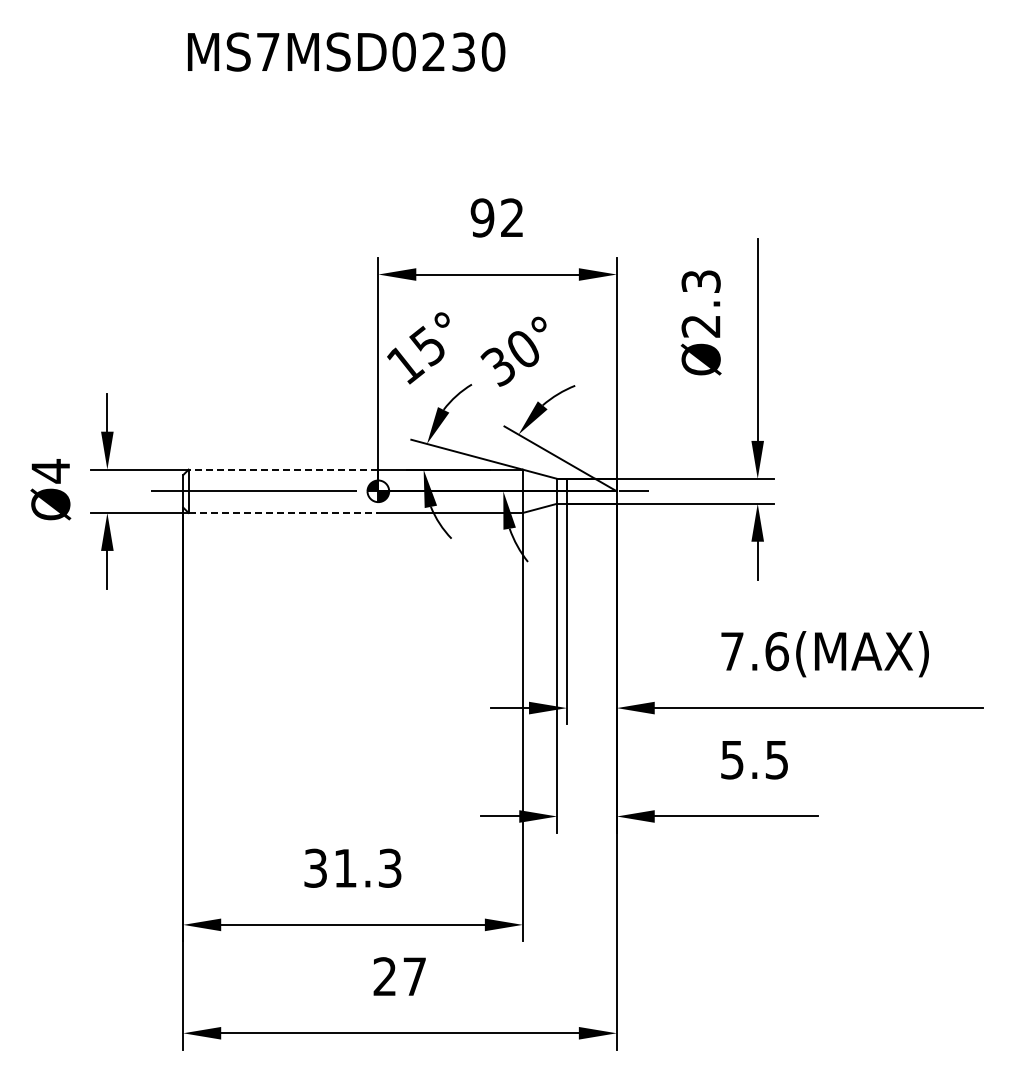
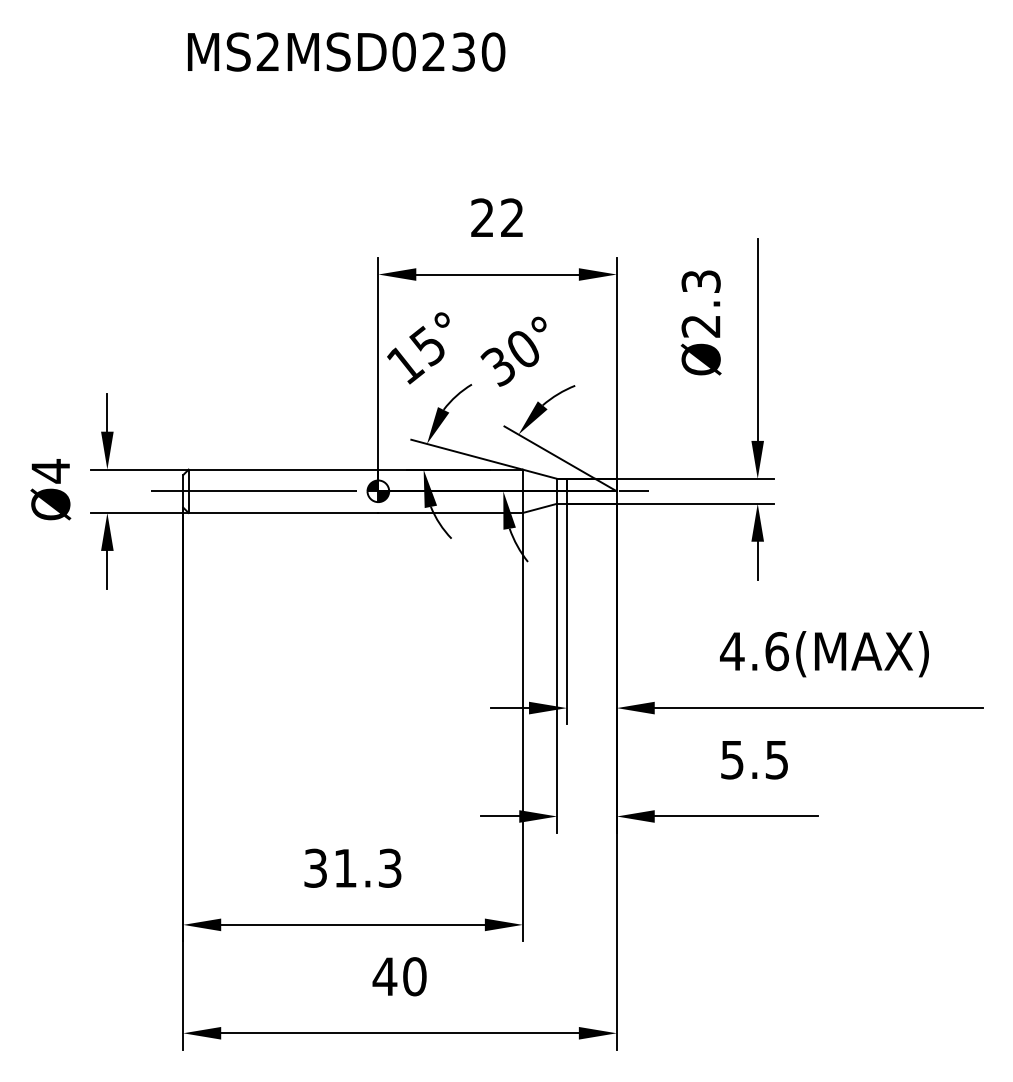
text: MS7MSD0230 -> MS2MSD0230 (267, 51)
text: 92 -> 22 (482, 217)
line: dashed -> solid (283, 469)
line: dashed -> solid (283, 513)
text: 7.6(MAX) -> 4.6(MAX) (732, 651)
text: 27 -> 40 (399, 976)
